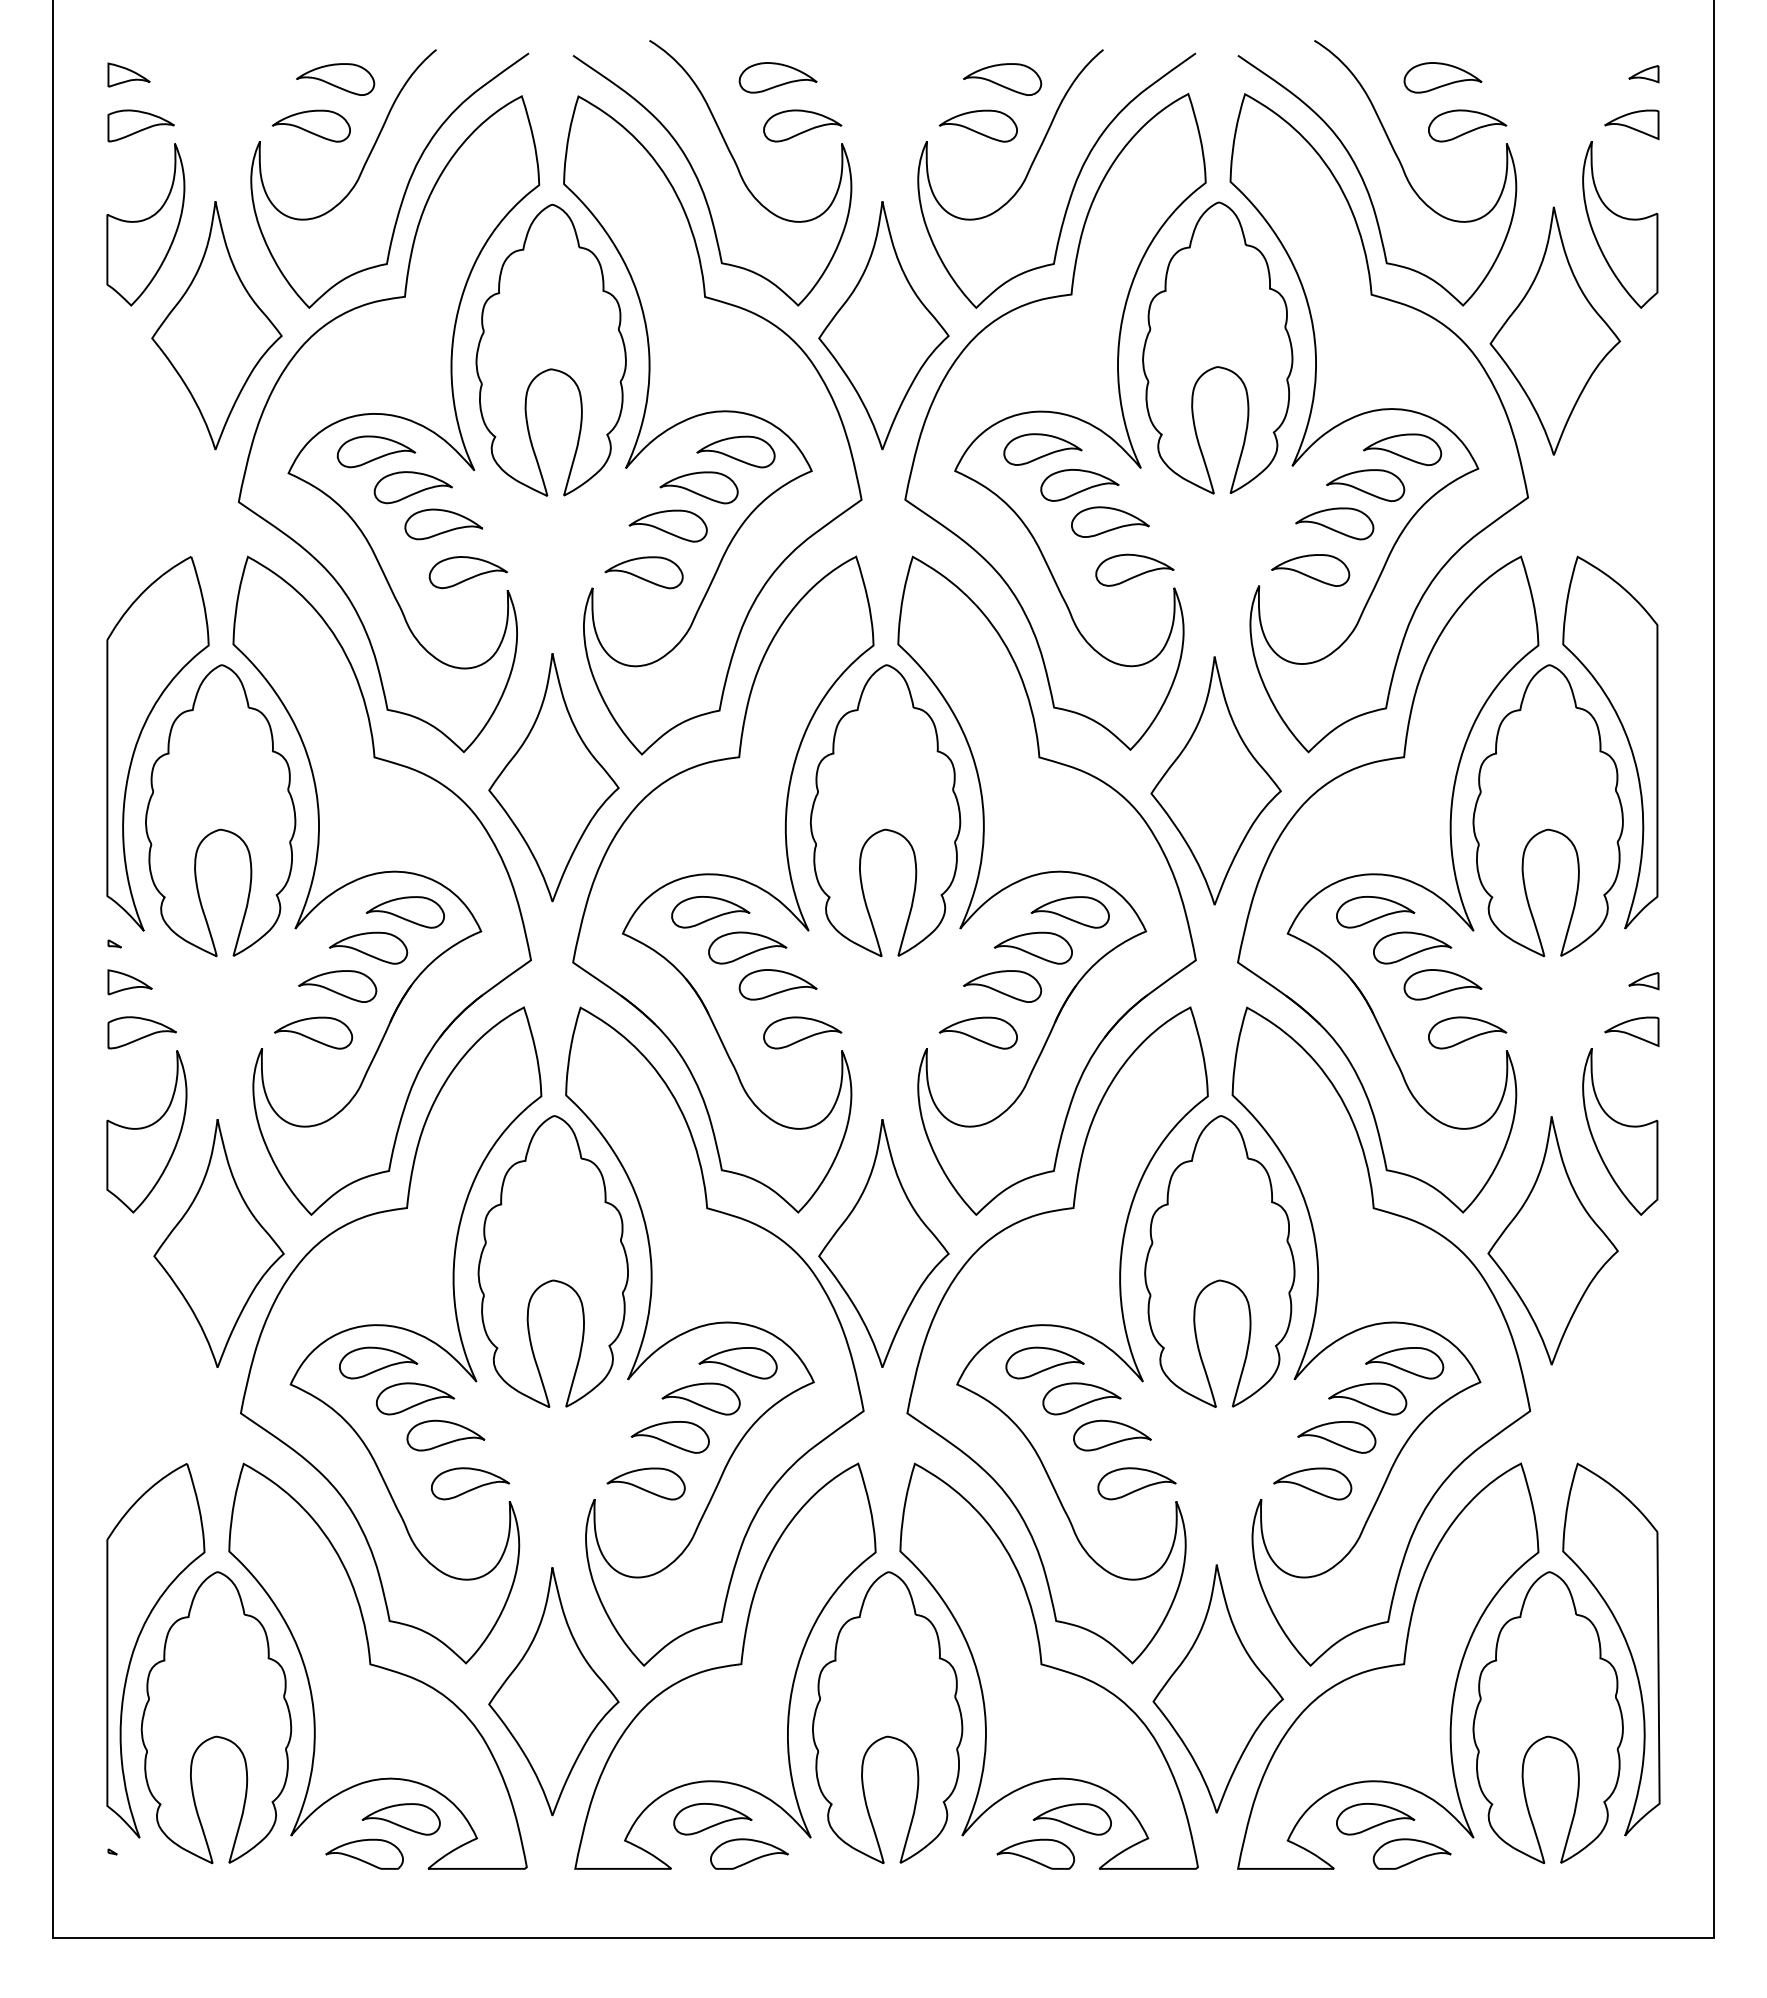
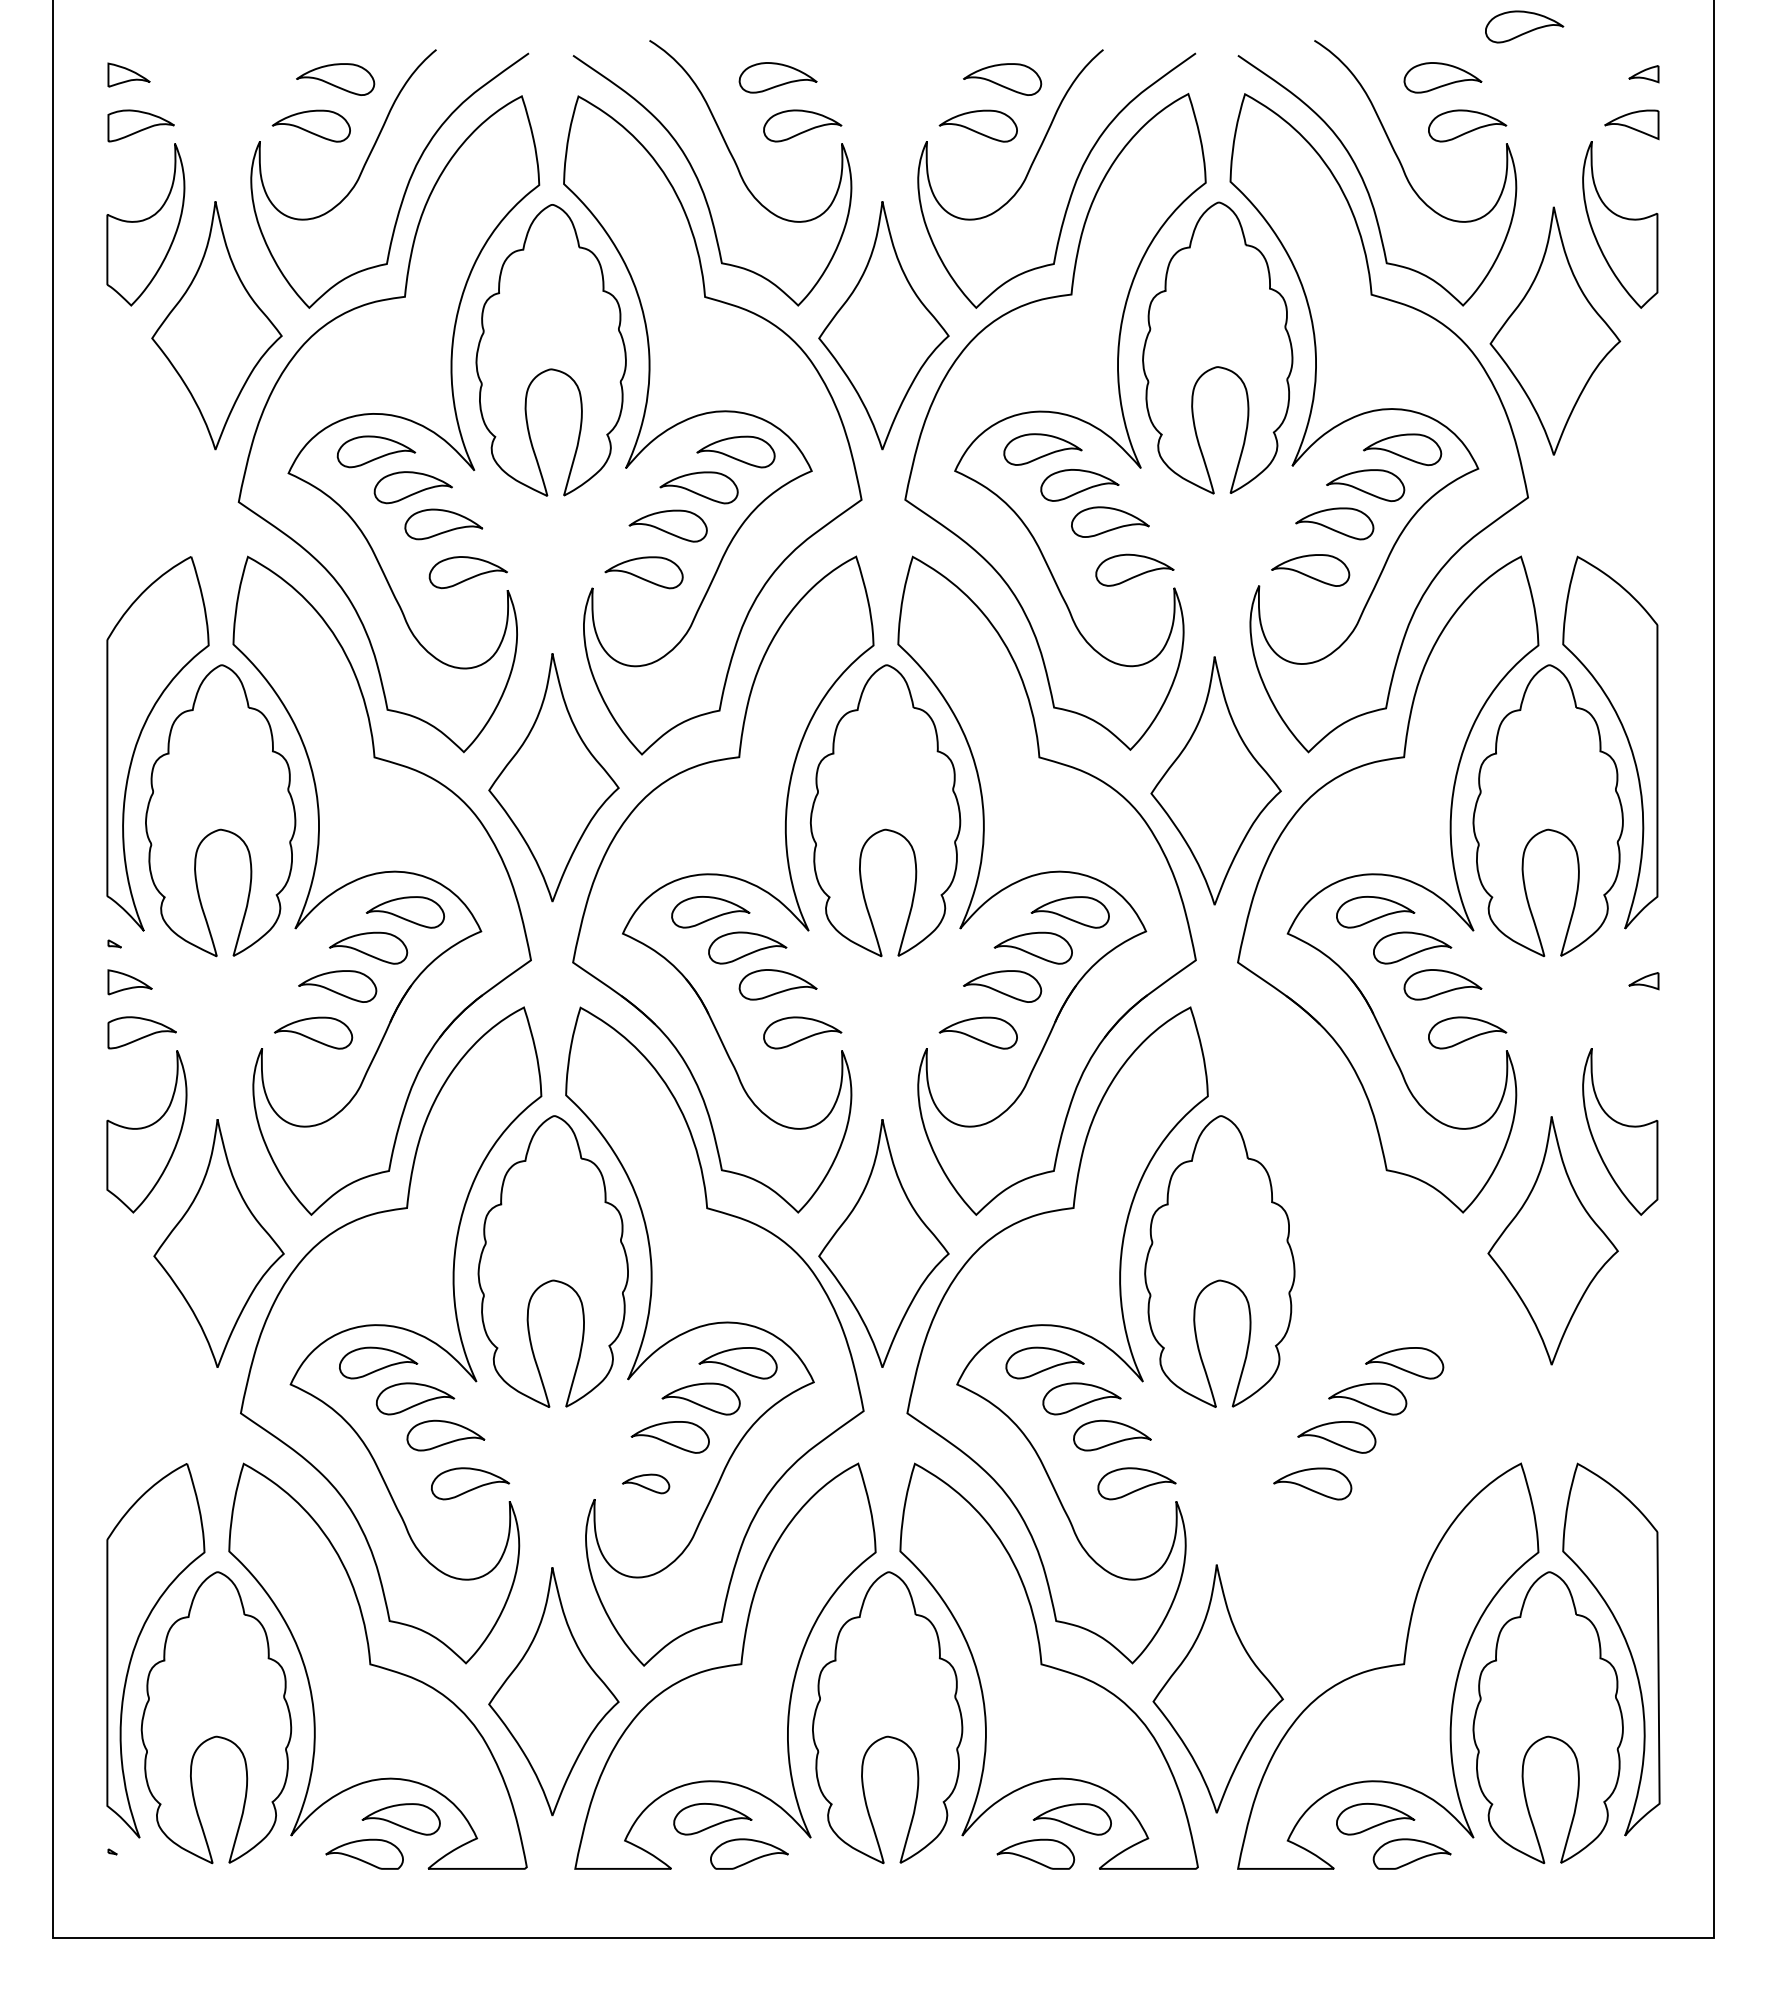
part: none -> present (1524, 26)
part: present -> none (1631, 1031)
part: present -> none (1381, 1324)
part size: 80x34 px -> 49x22 px (646, 1483)
